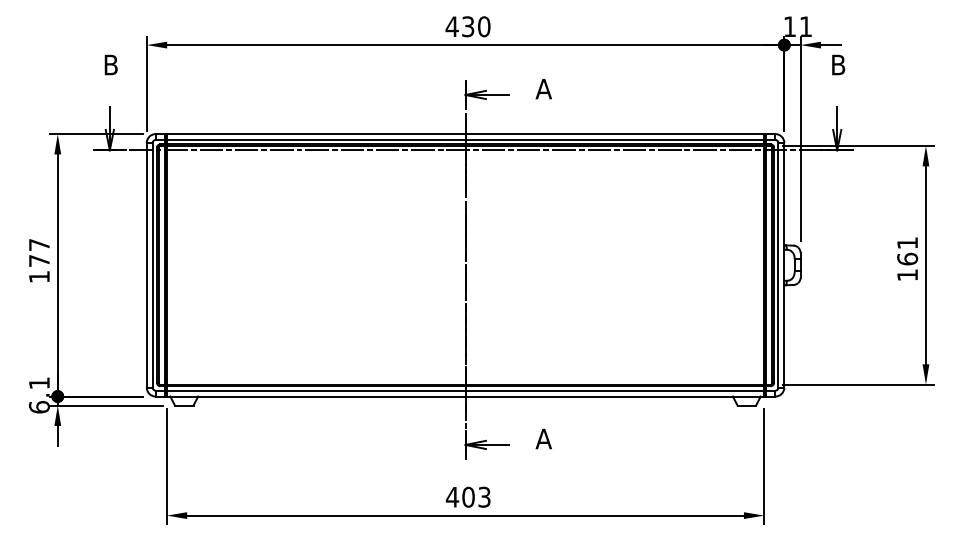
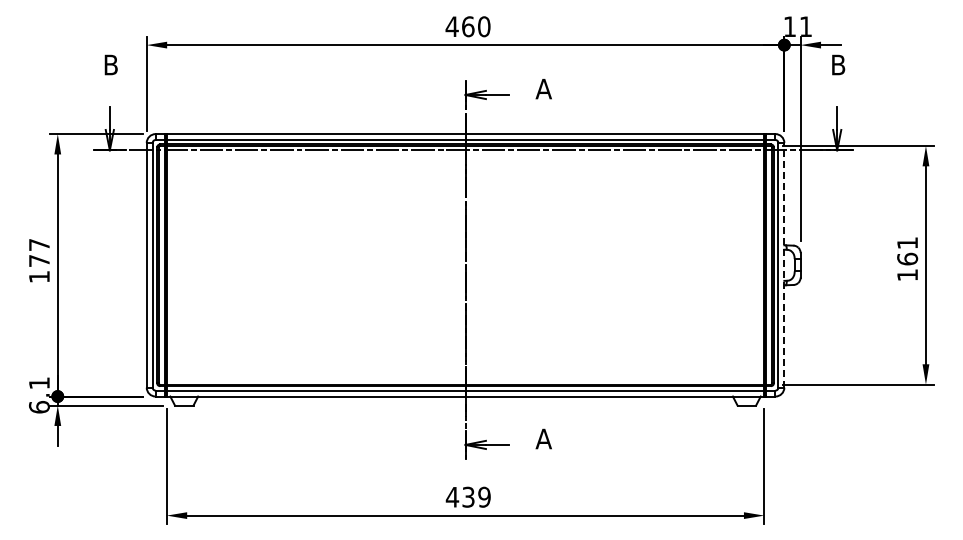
text: 430 -> 460 (468, 26)
line: solid -> dashed (784, 264)
text: 403 -> 439 (476, 496)
